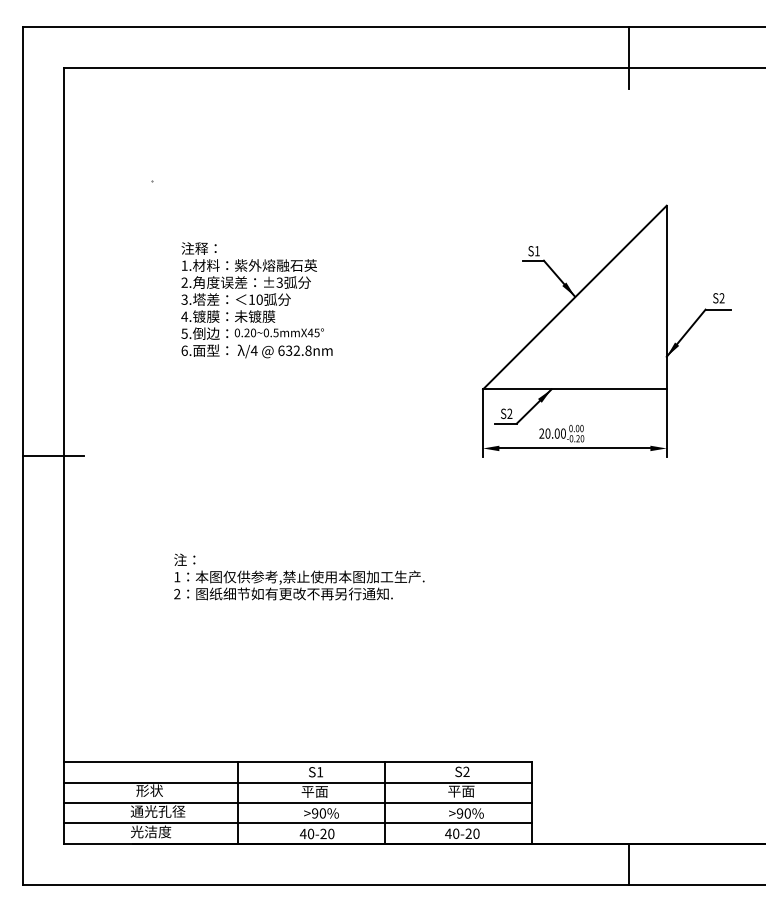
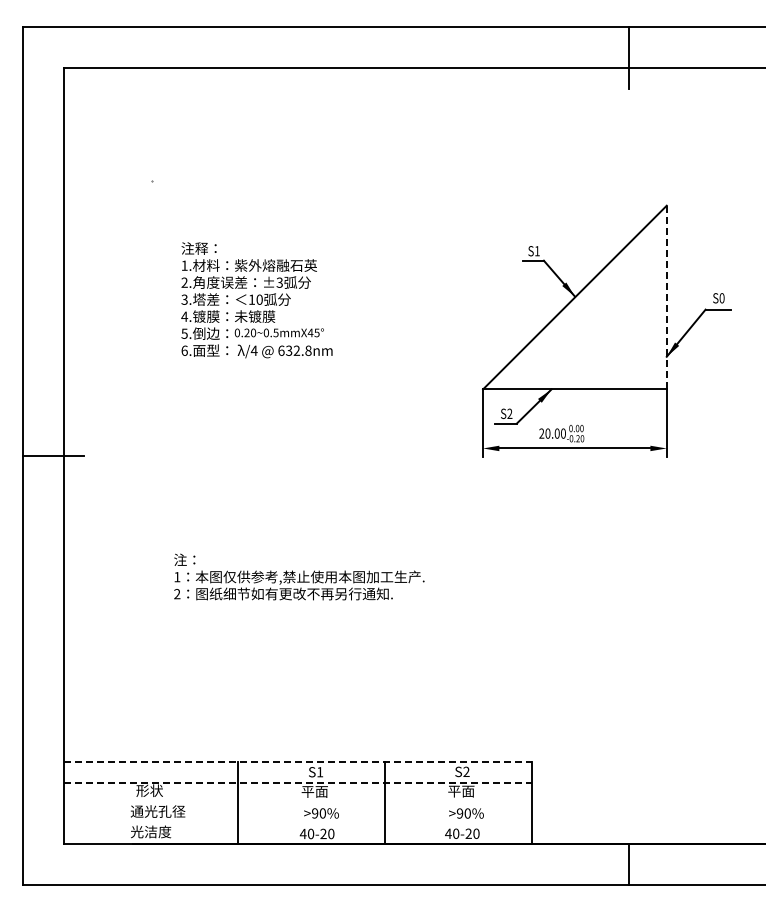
line: solid -> dashed (666, 297)
text: S2 -> S0 (721, 298)
line: solid -> dashed (298, 762)
line: solid -> dashed (298, 782)
line: present -> none (298, 802)
line: present -> none (298, 823)
